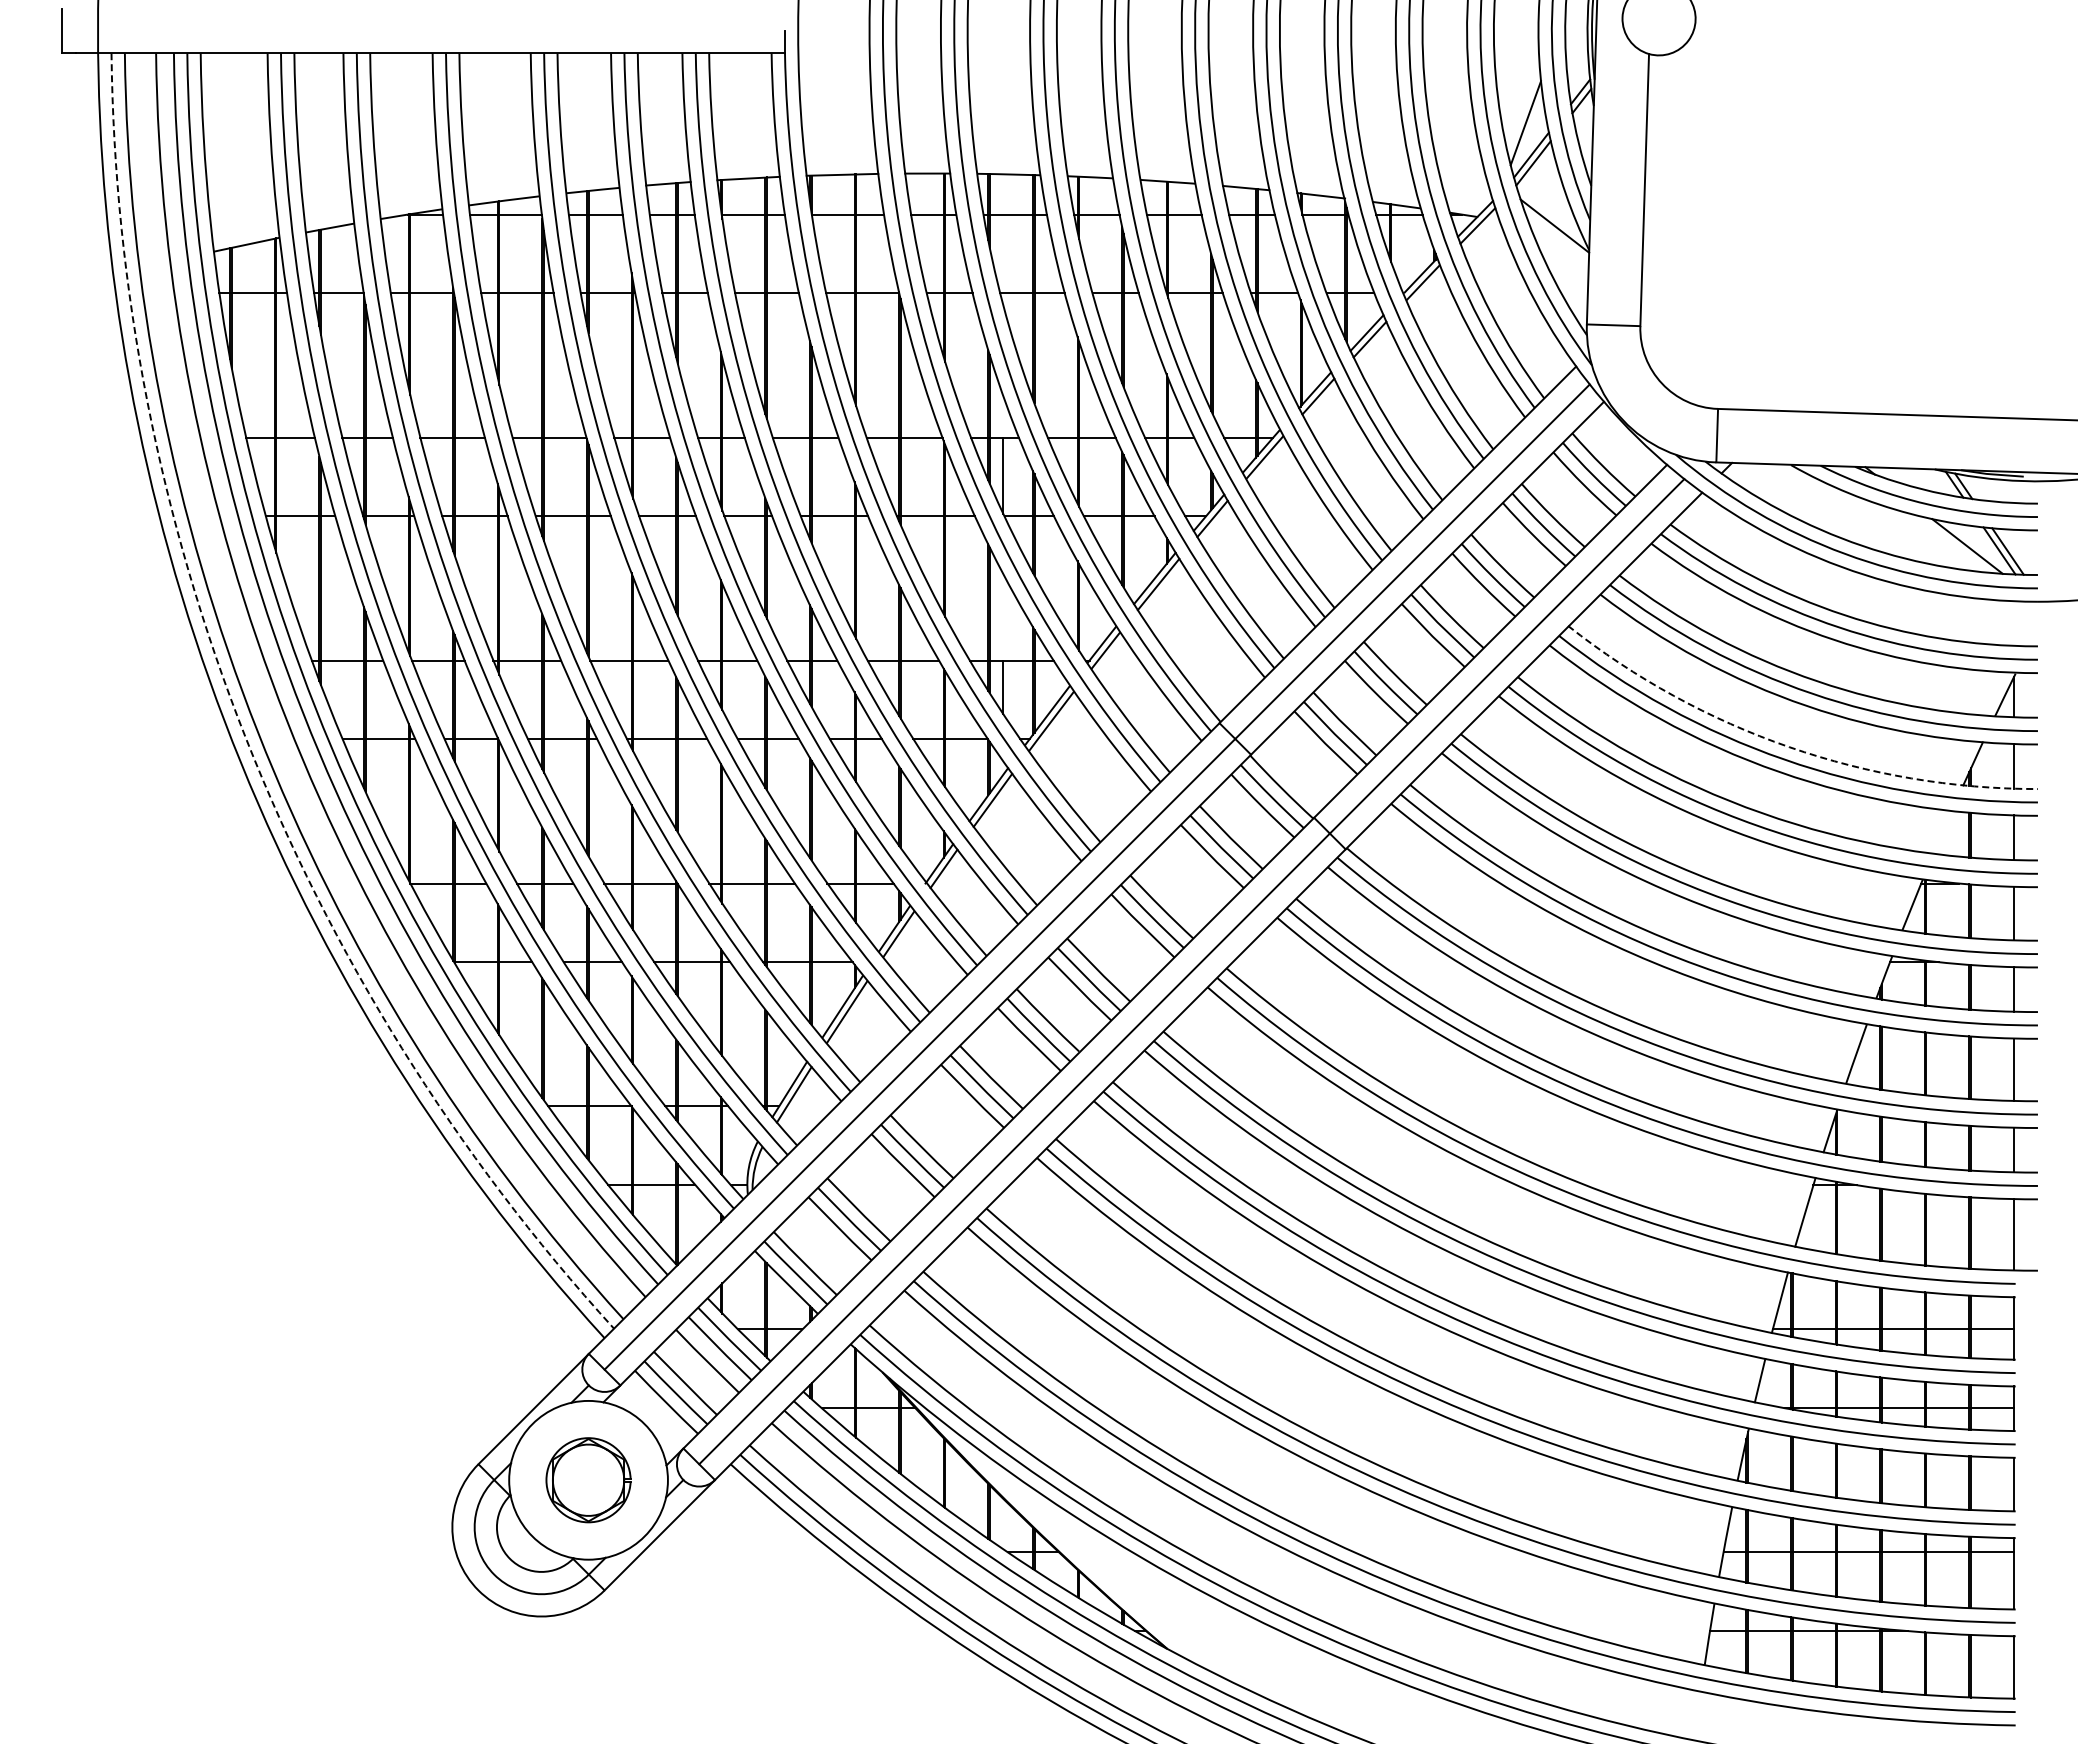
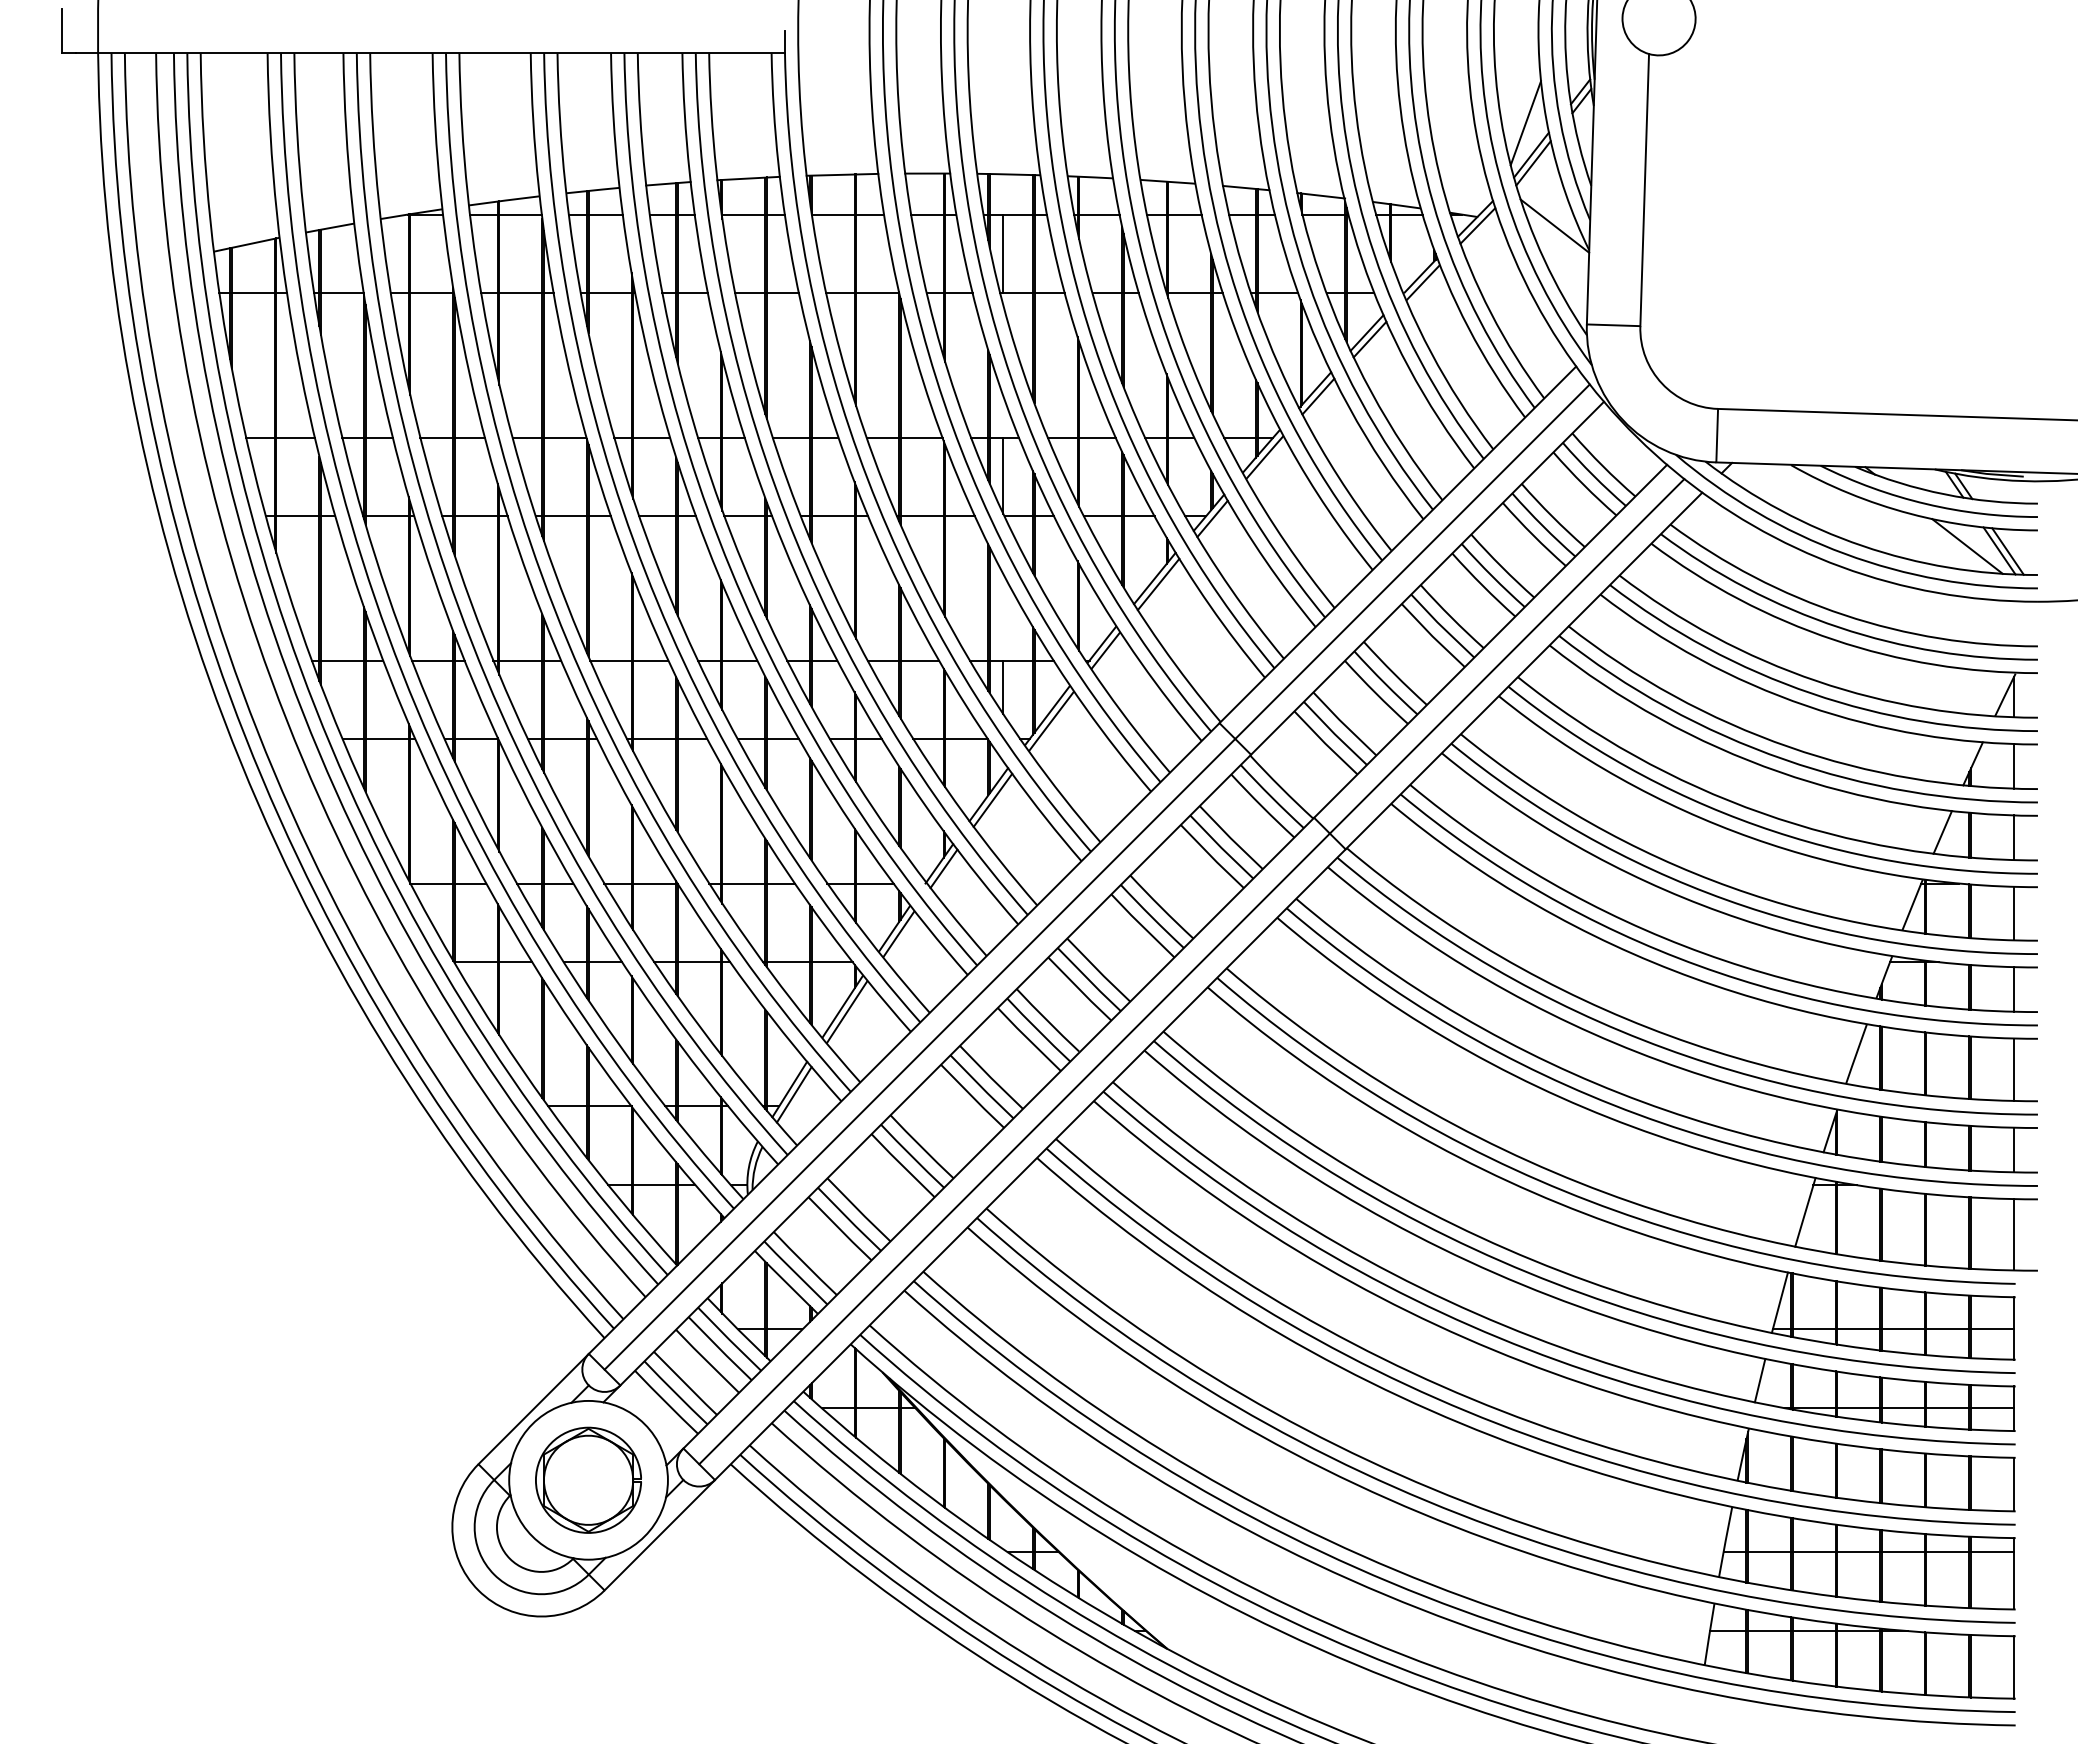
line: none -> present (1003, 253)
arc: dashed -> solid (245, 737)
arc: dashed -> solid (1789, 747)
line: none -> present (1942, 832)
part size: 87x87 px -> 107x108 px (588, 1479)
